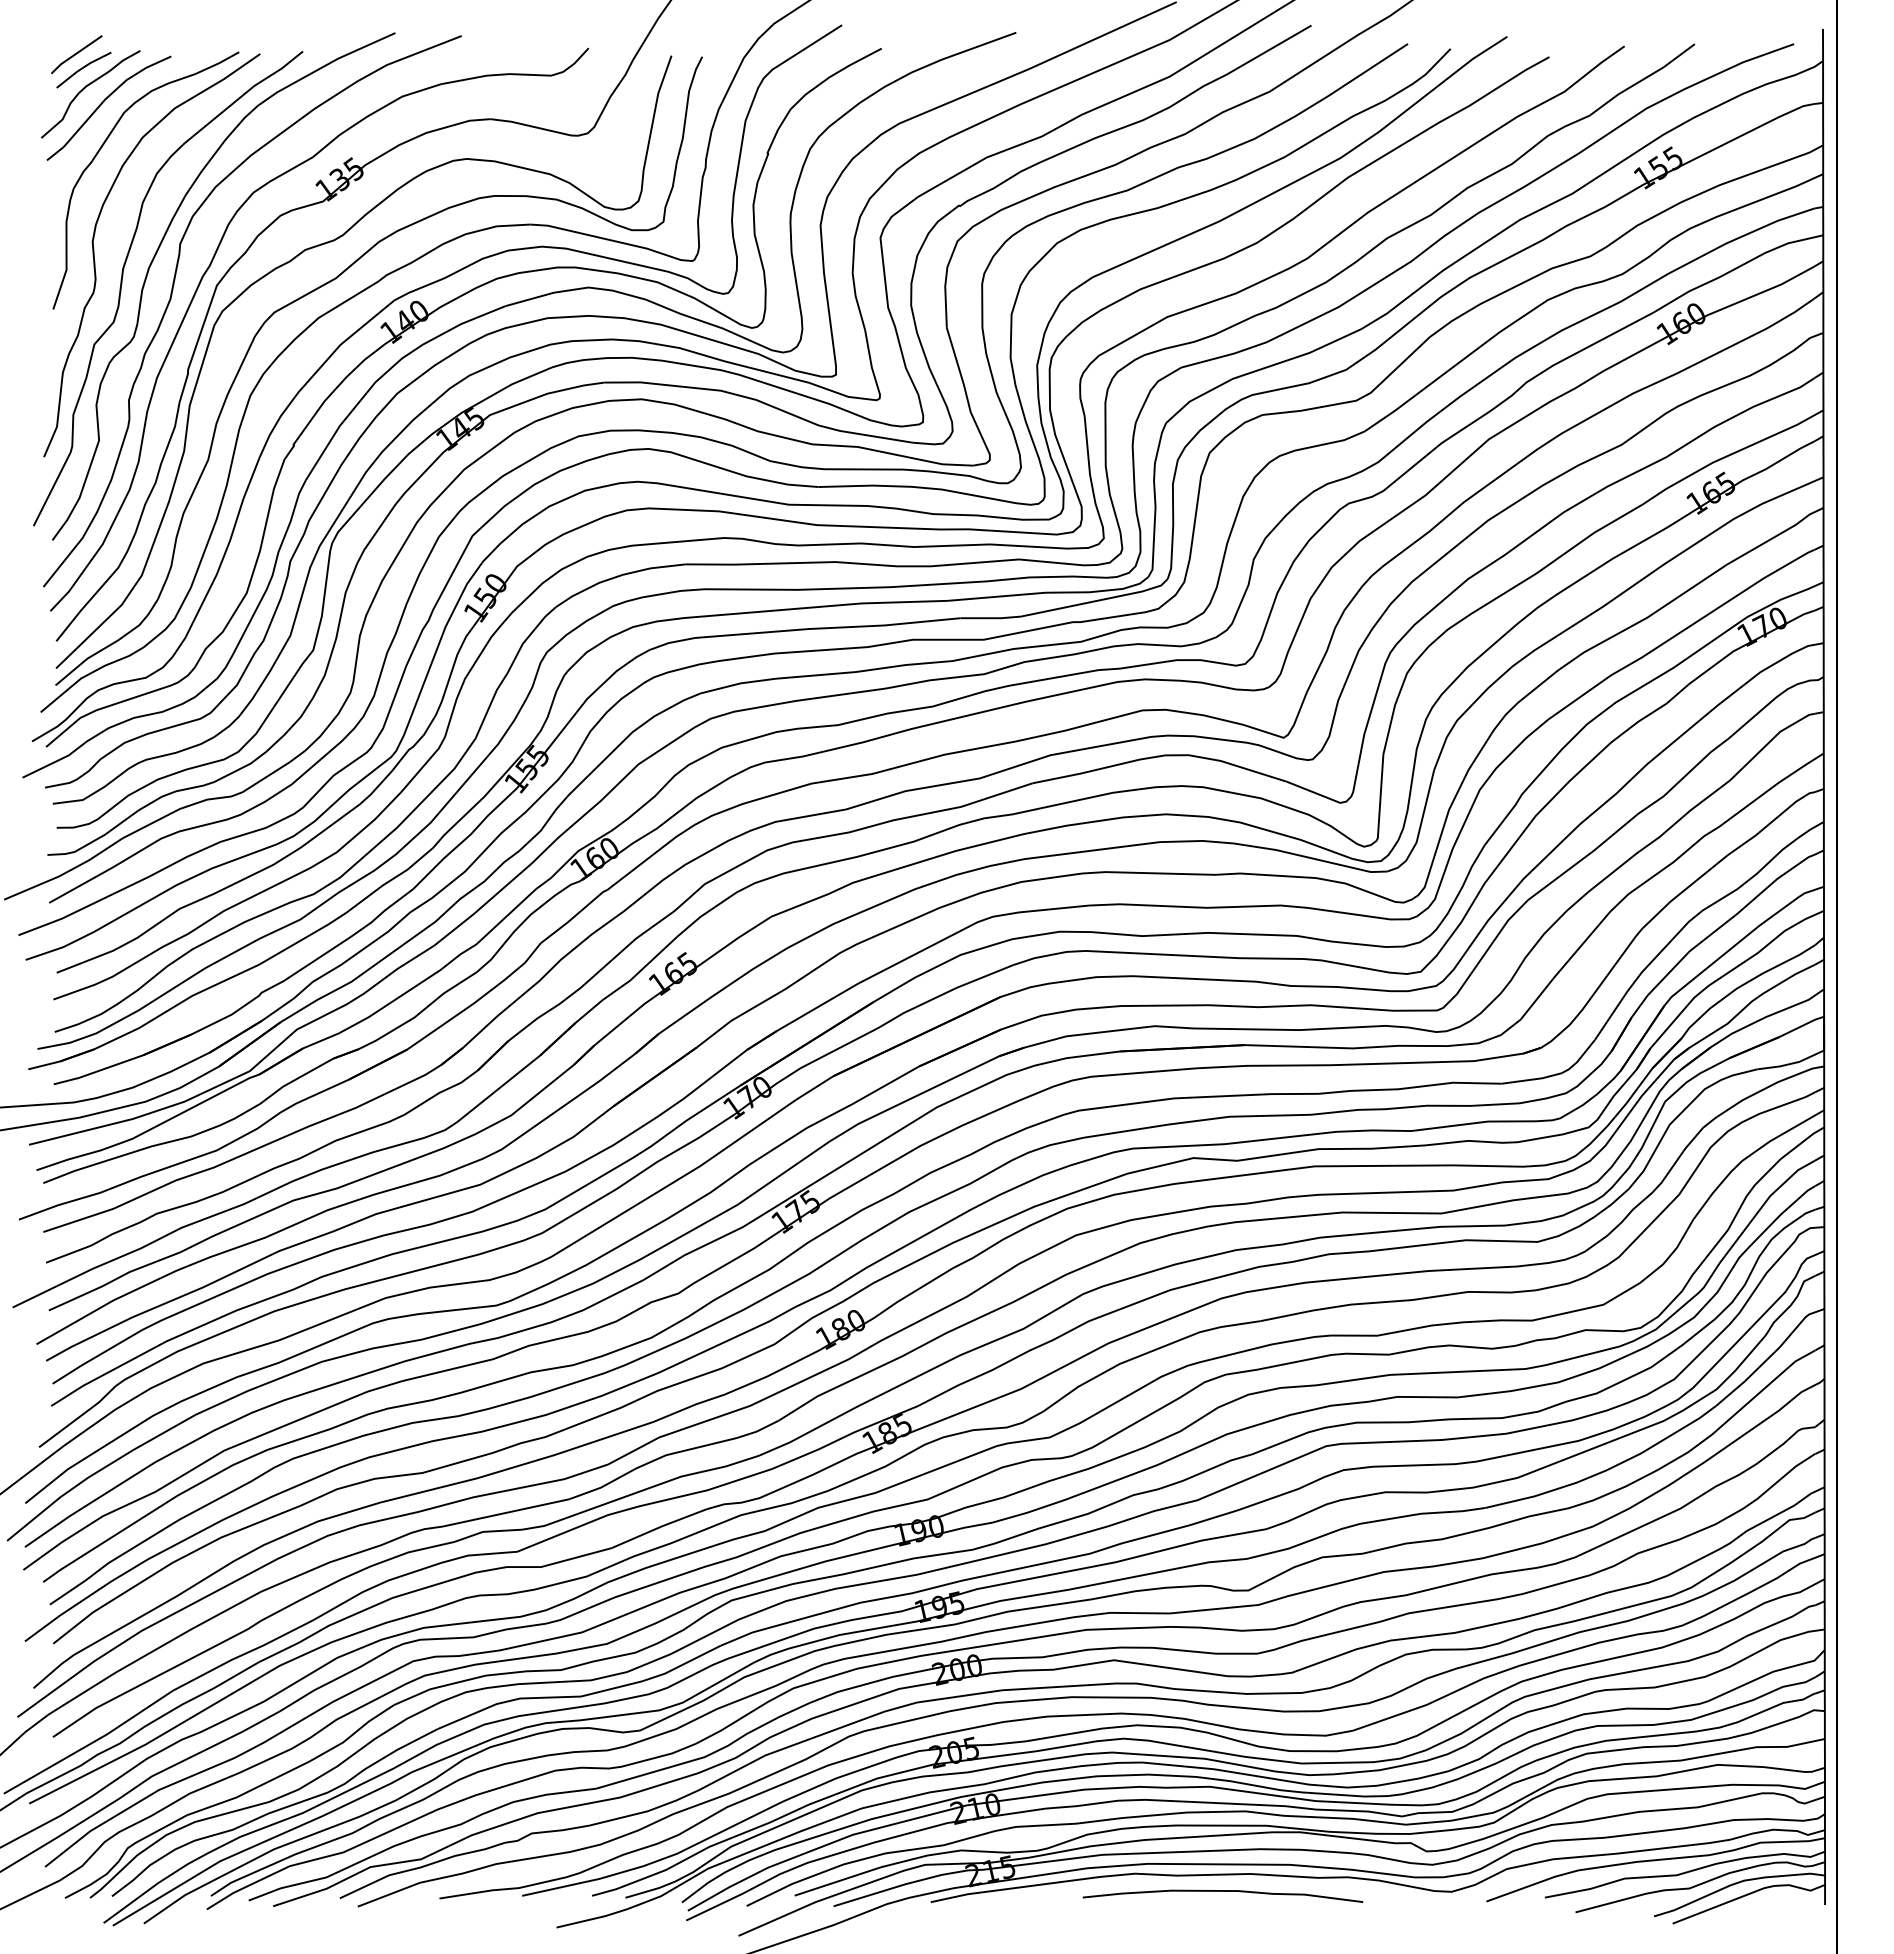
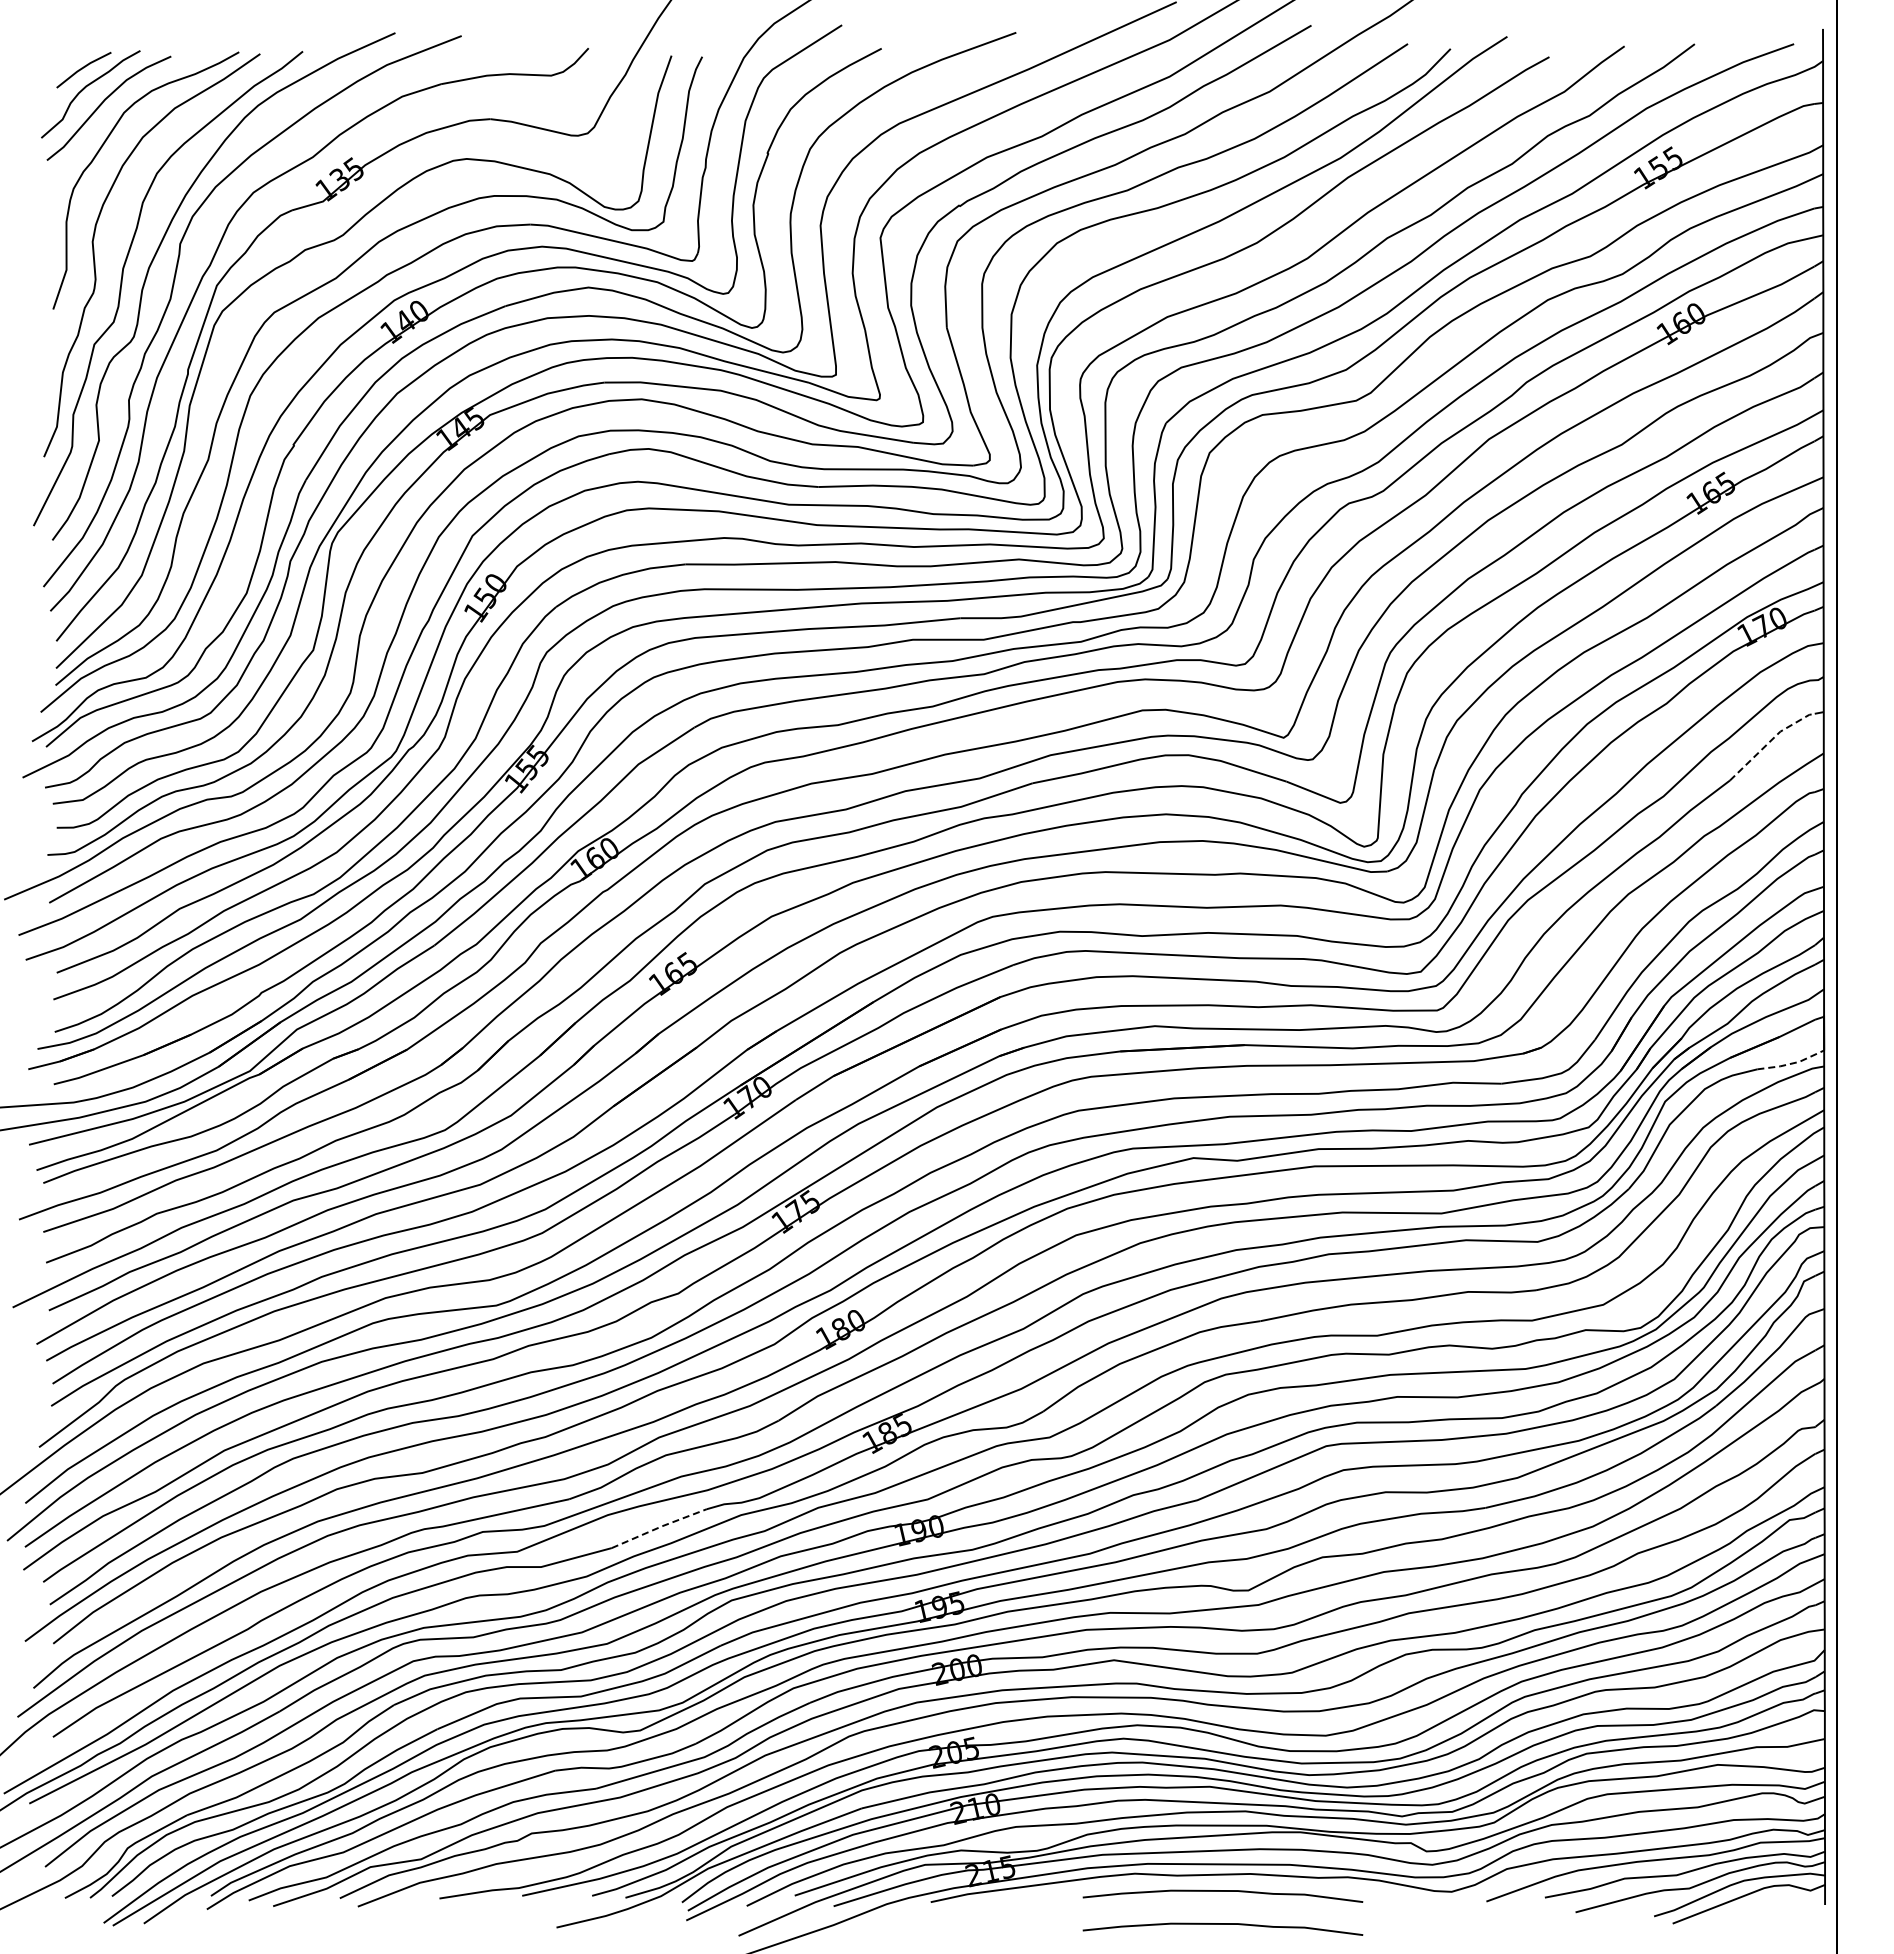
line: present -> none (76, 54)
line: solid -> dashed (1770, 741)
line: solid -> dashed (1792, 1063)
line: solid -> dashed (659, 1527)
curve: none -> present (1222, 1924)
